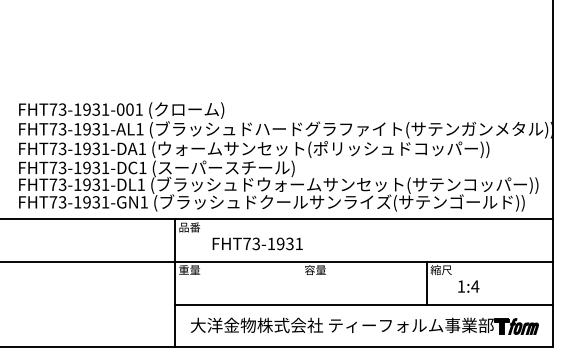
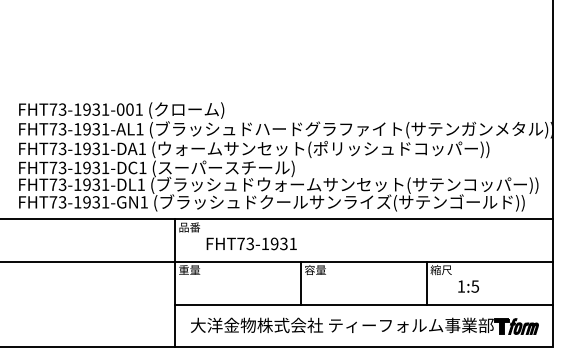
text position: (257, 243) -> (251, 243) (251, 243)
line: none -> present (300, 282)
text: 1:4 -> 1:5 (475, 286)
